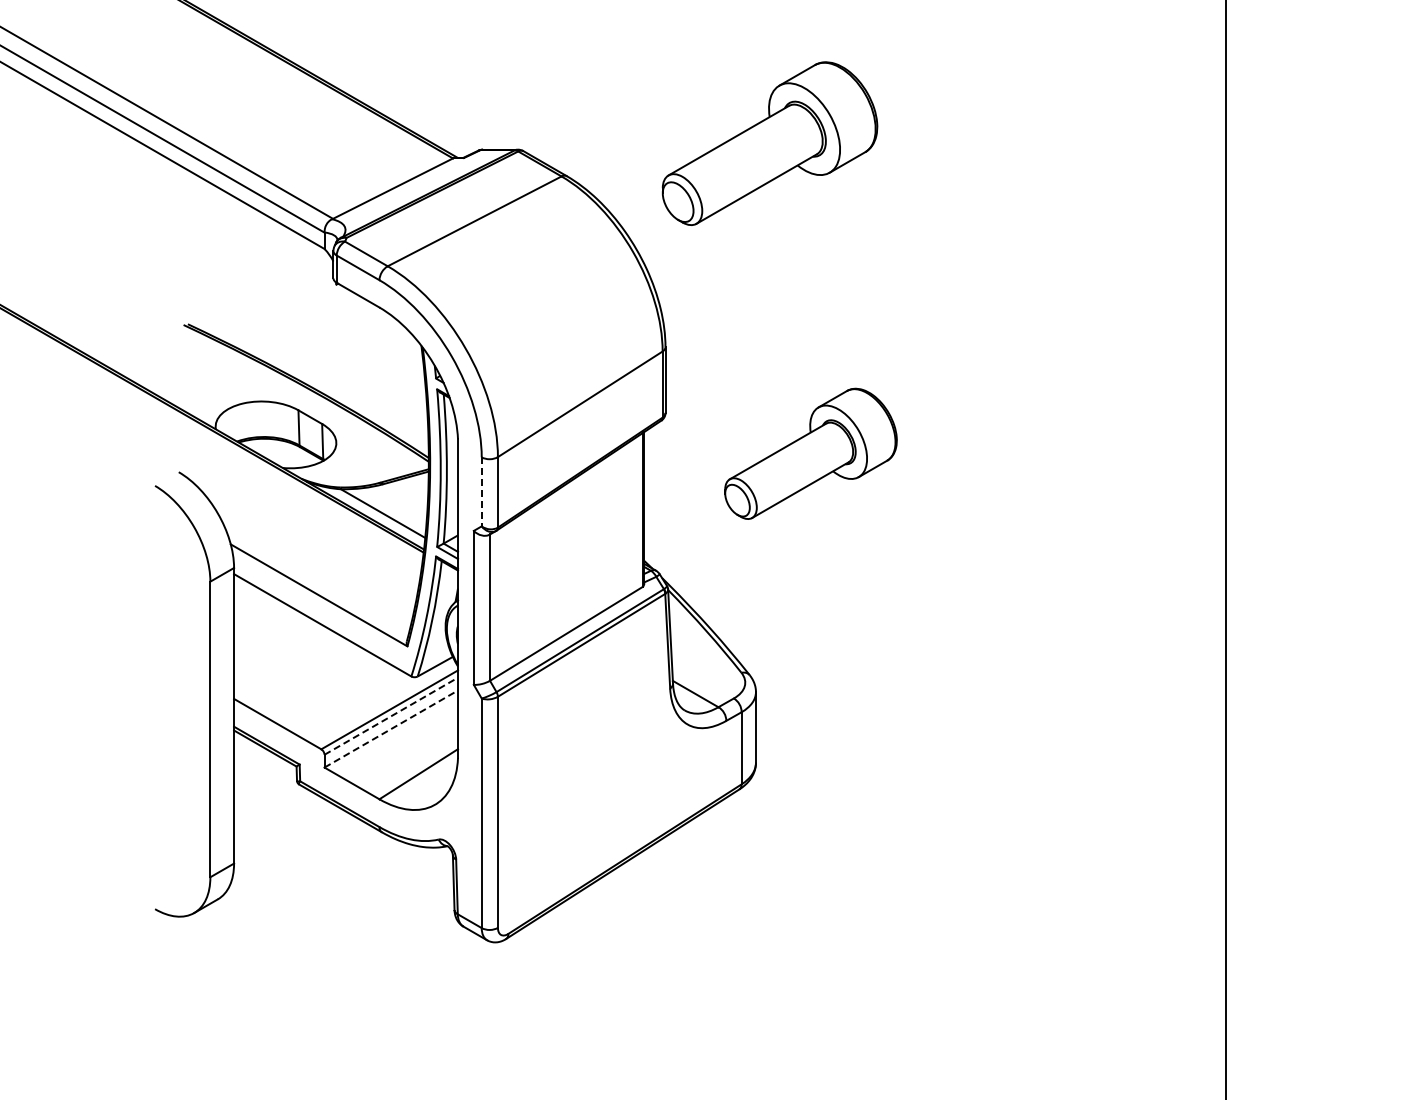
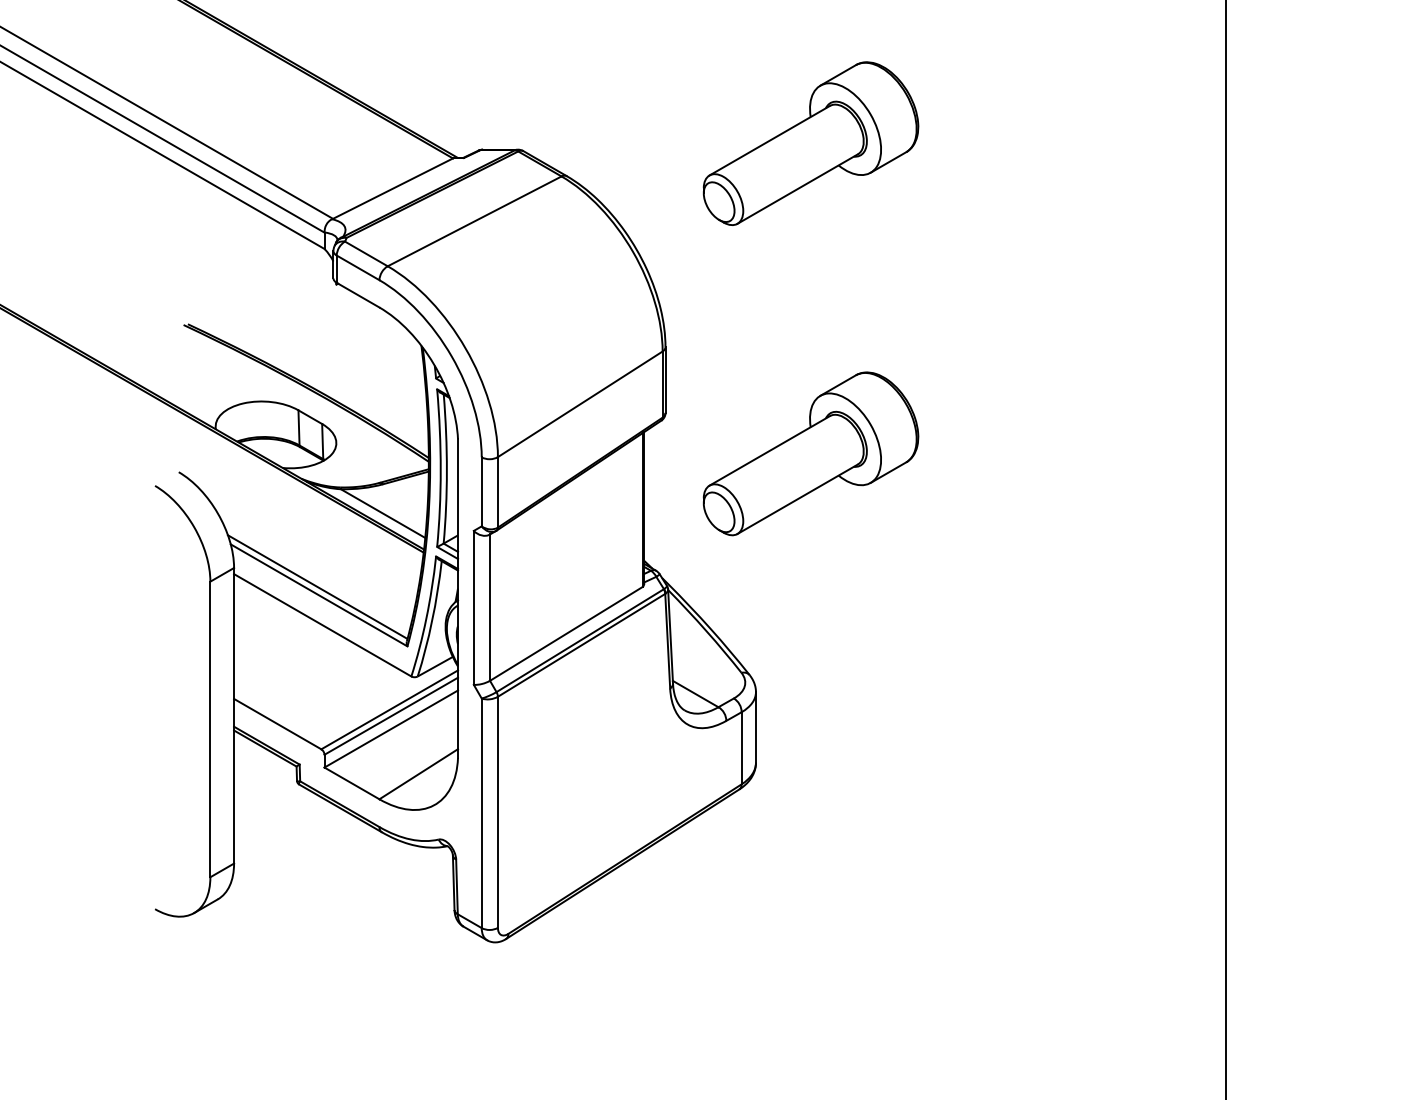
part position: (769, 143) -> (810, 143) (810, 143)
part size: 174x133 px -> 218x166 px (810, 453)
line: dashed -> solid (481, 492)
line: none -> present (317, 586)
line: dashed -> solid (391, 716)
line: dashed -> solid (391, 728)
